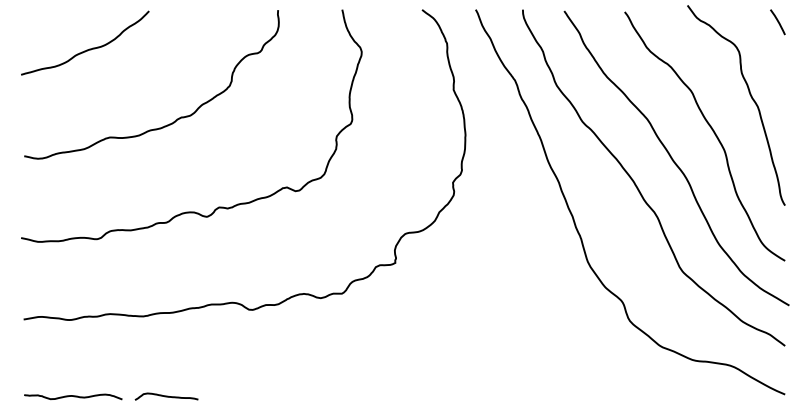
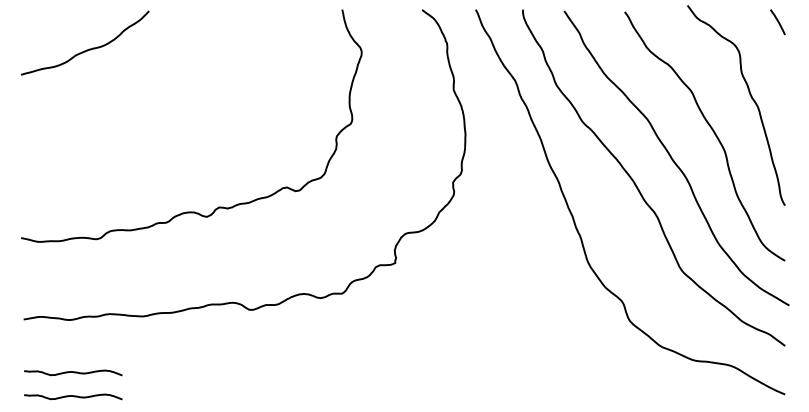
curve: present -> none (174, 120)
curve: none -> present (73, 372)
curve: present -> none (166, 396)
